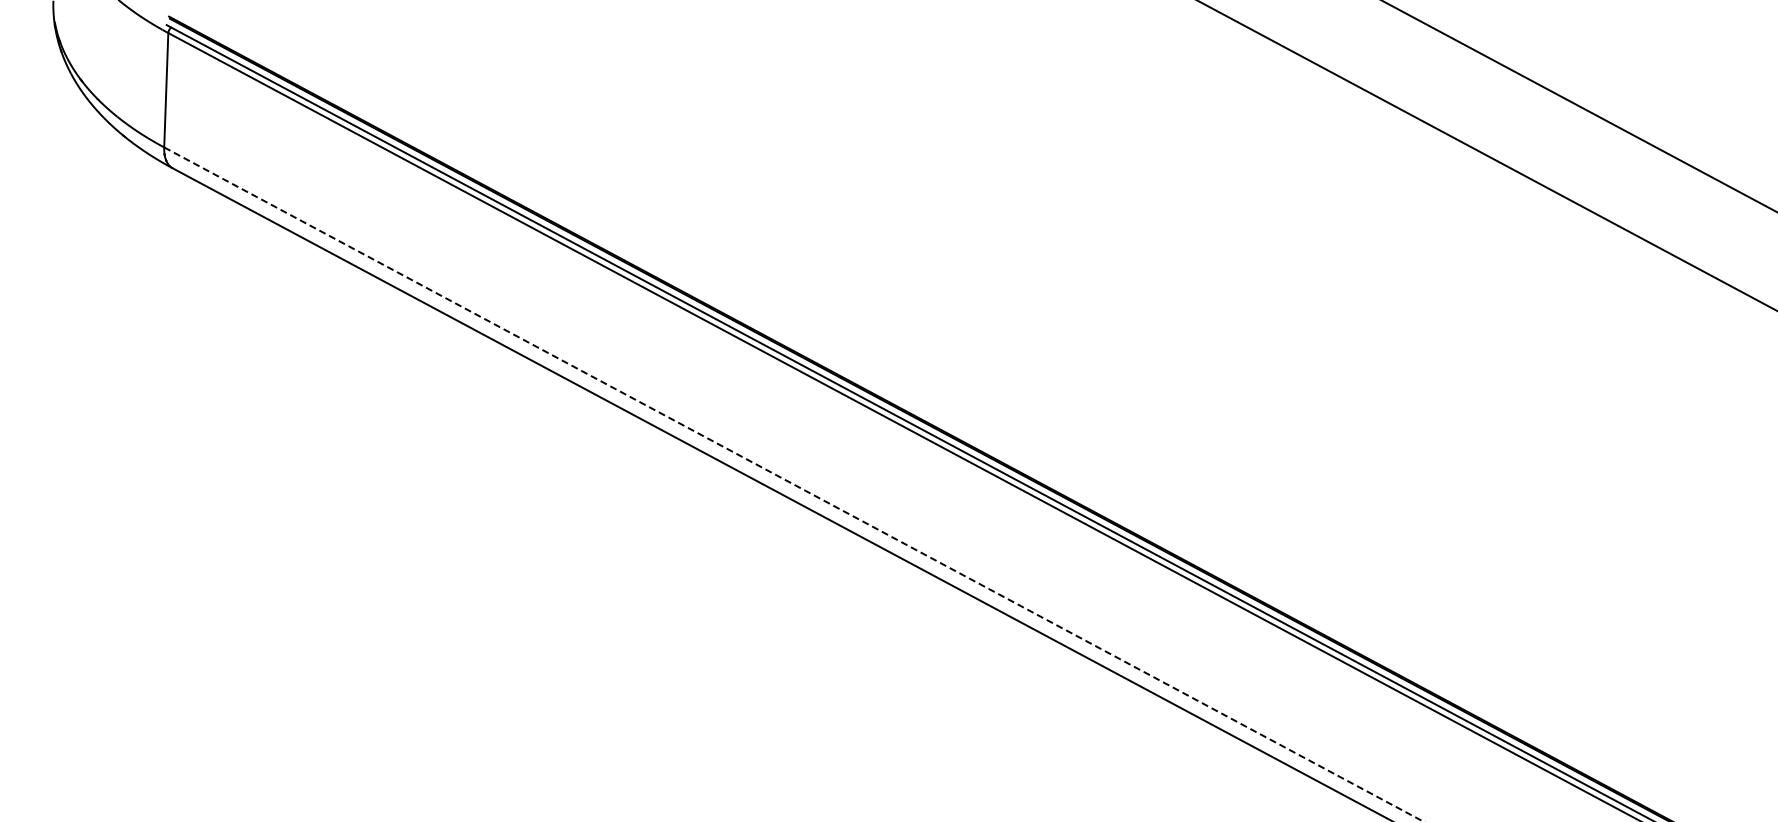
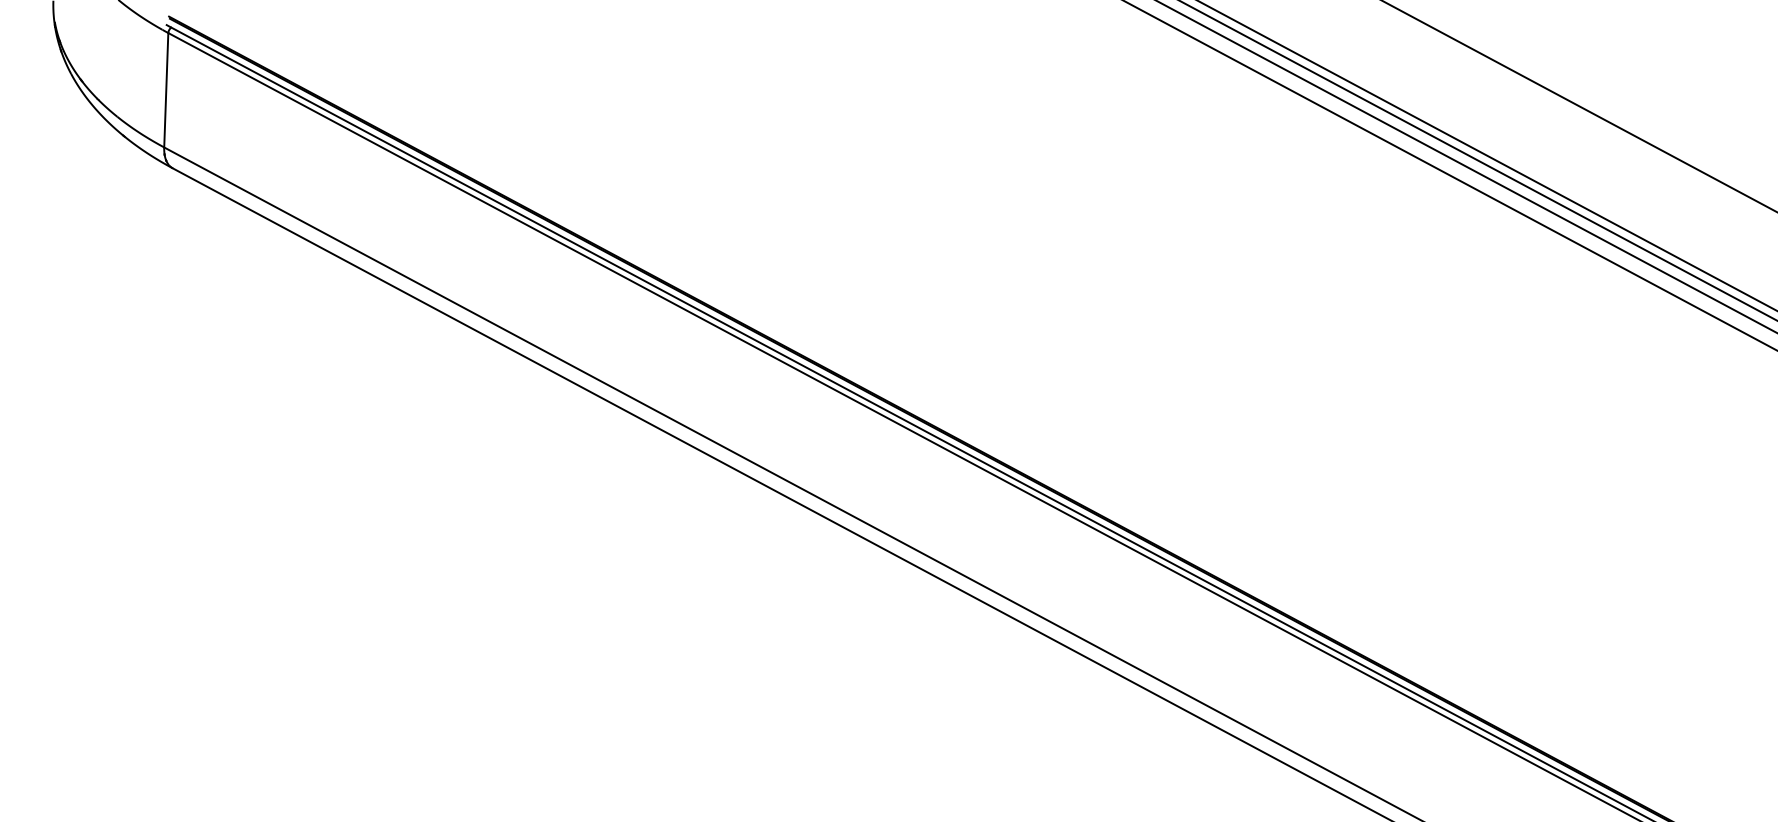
line: none -> present (1478, 160)
line: none -> present (1466, 166)
line: none -> present (1450, 175)
line: dashed -> solid (794, 484)
